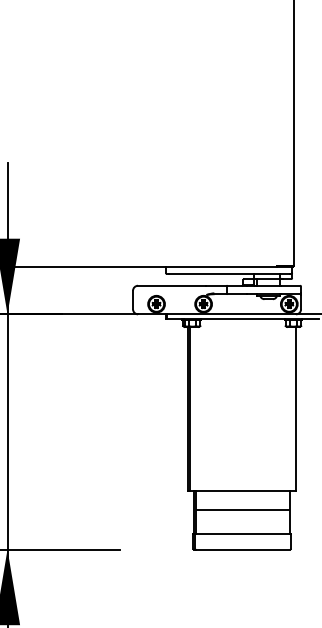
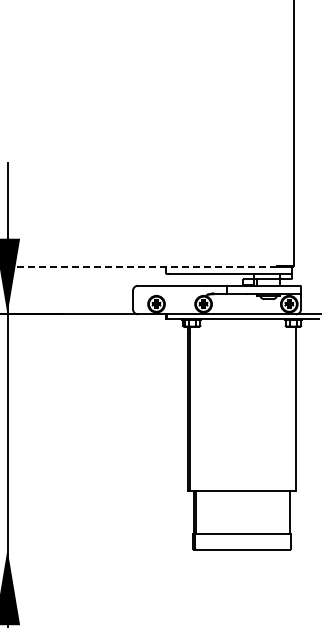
line: solid -> dashed (137, 267)
line: present -> none (242, 510)
line: present -> none (61, 549)
